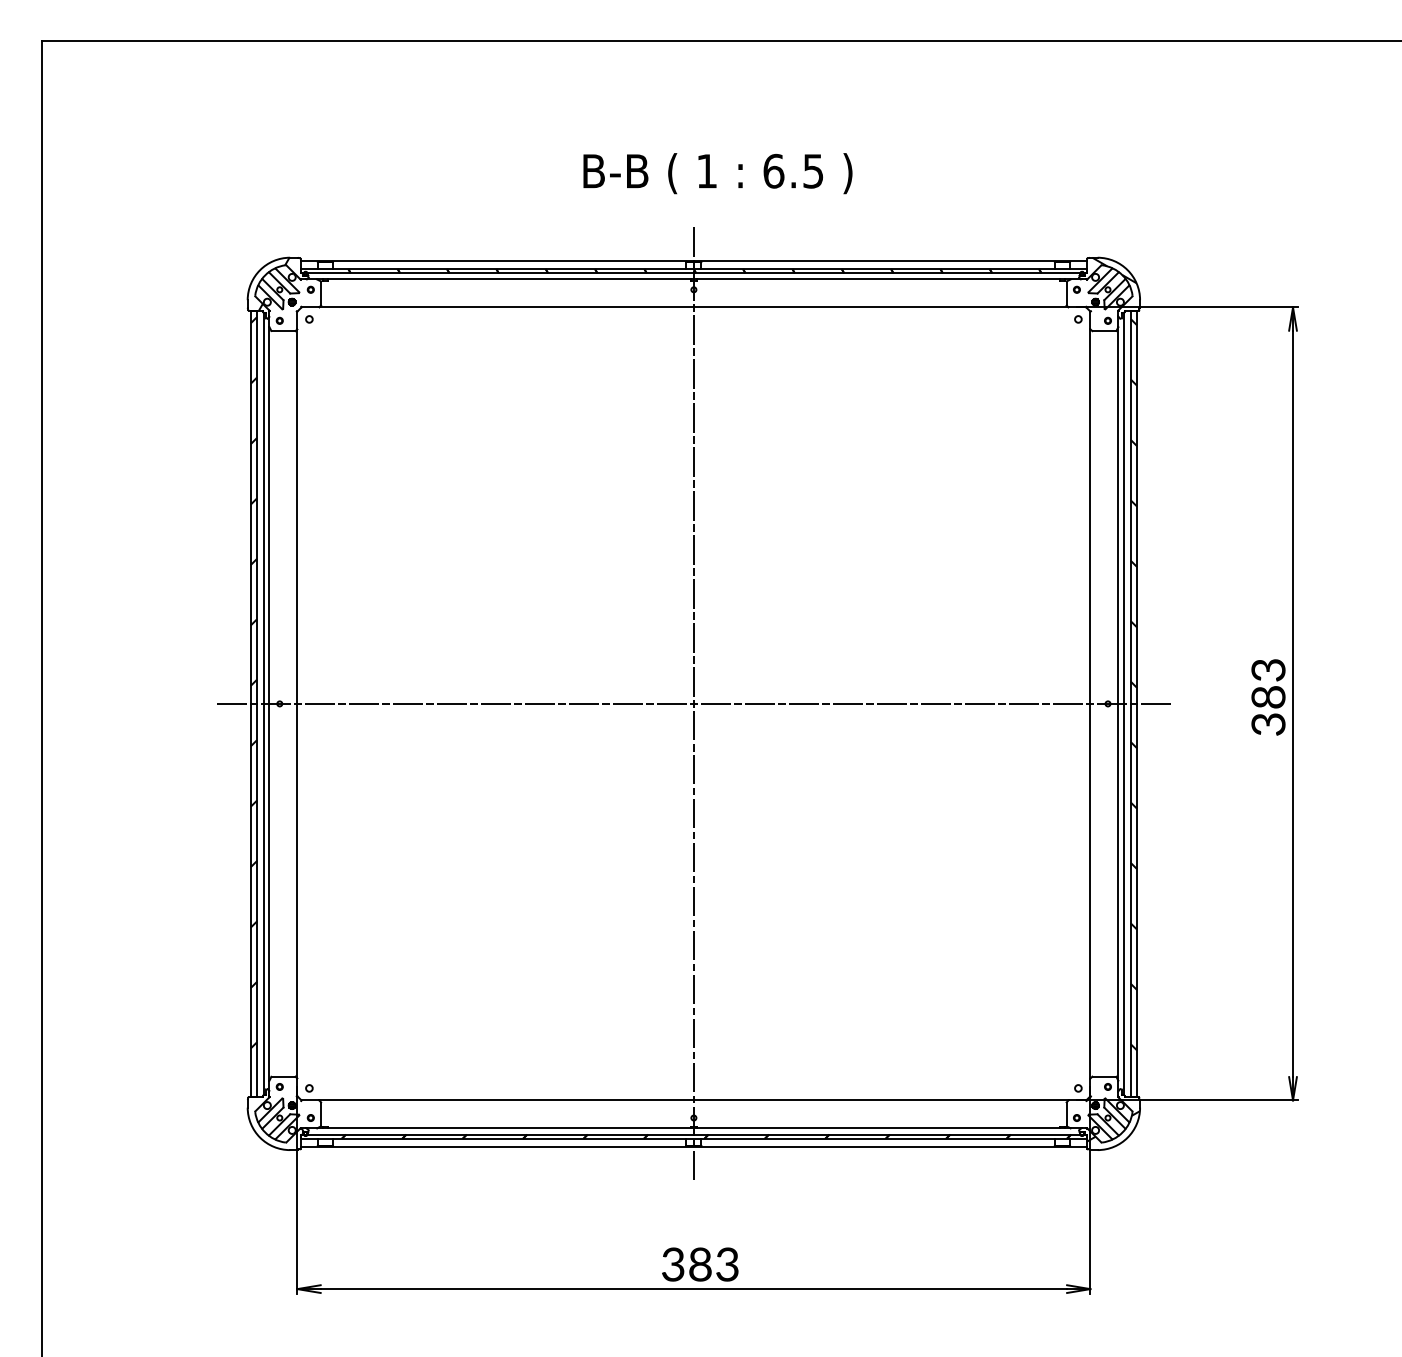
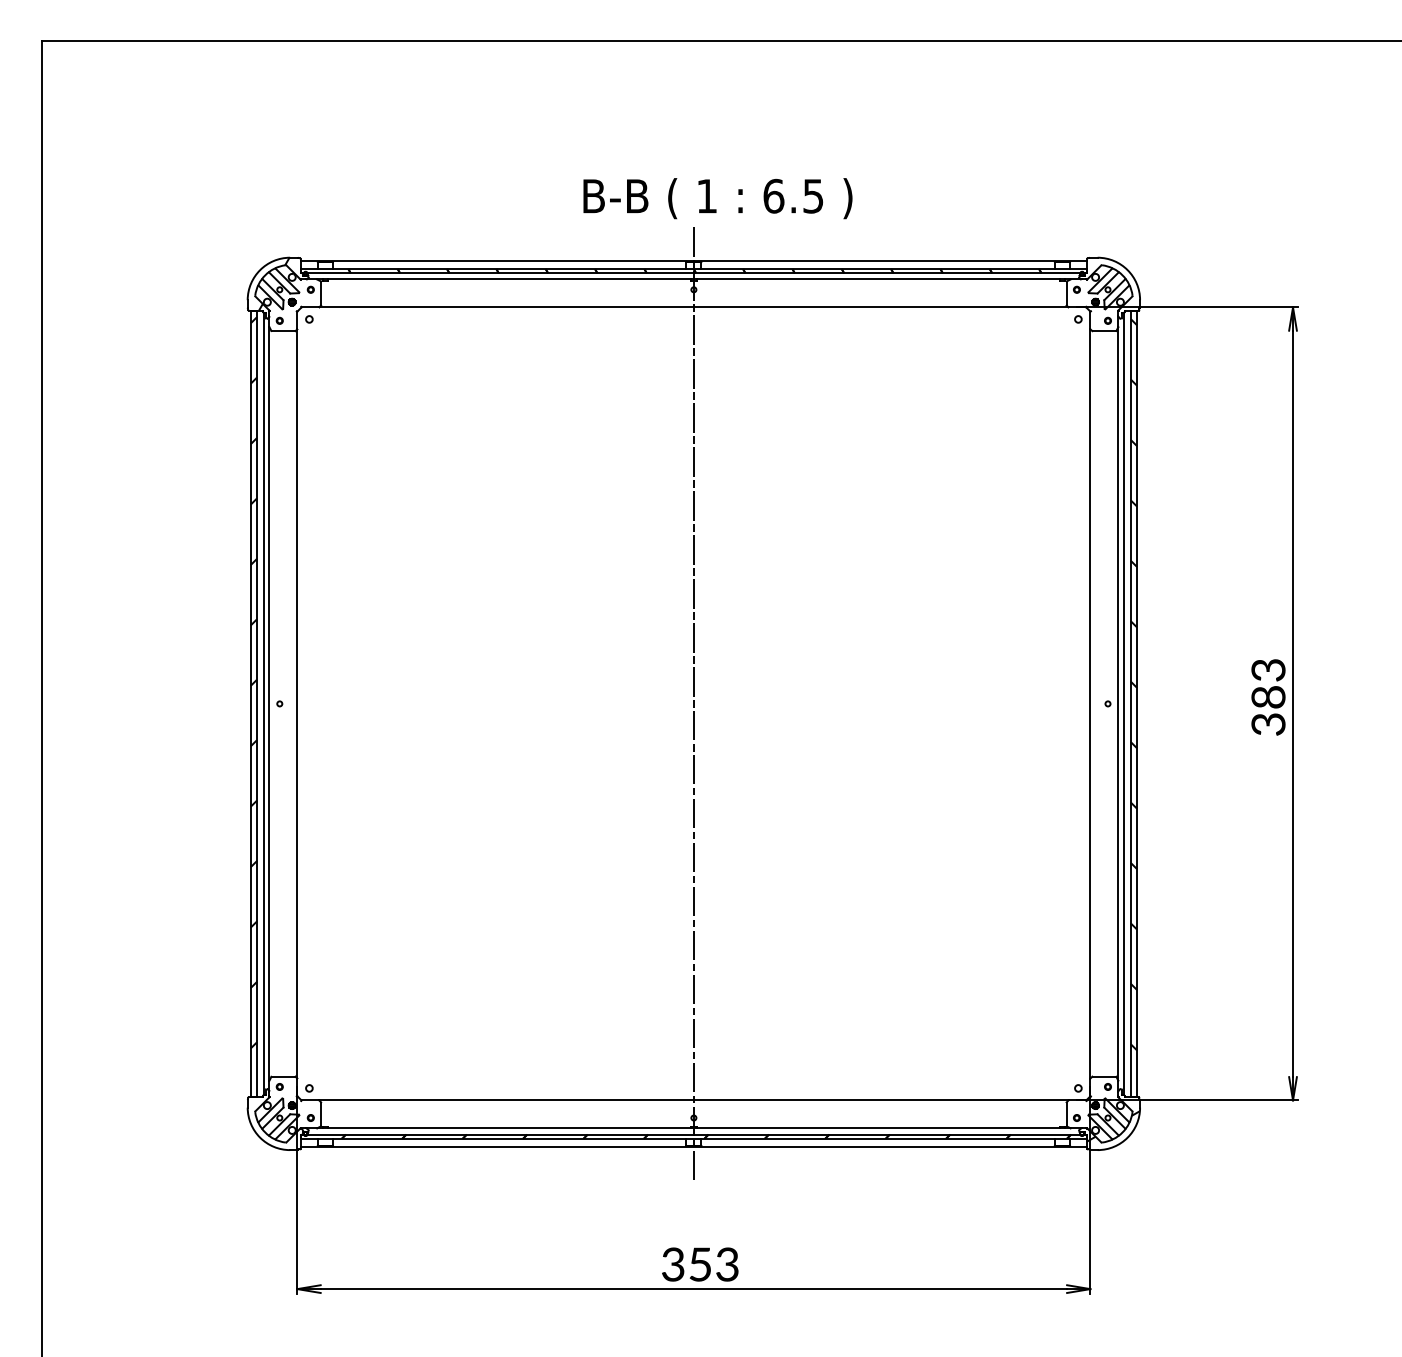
text position: (717, 173) -> (717, 198) (717, 198)
hatch: present -> none (1114, 270)
line: present -> none (693, 703)
text: 383 -> 353 (700, 1264)
